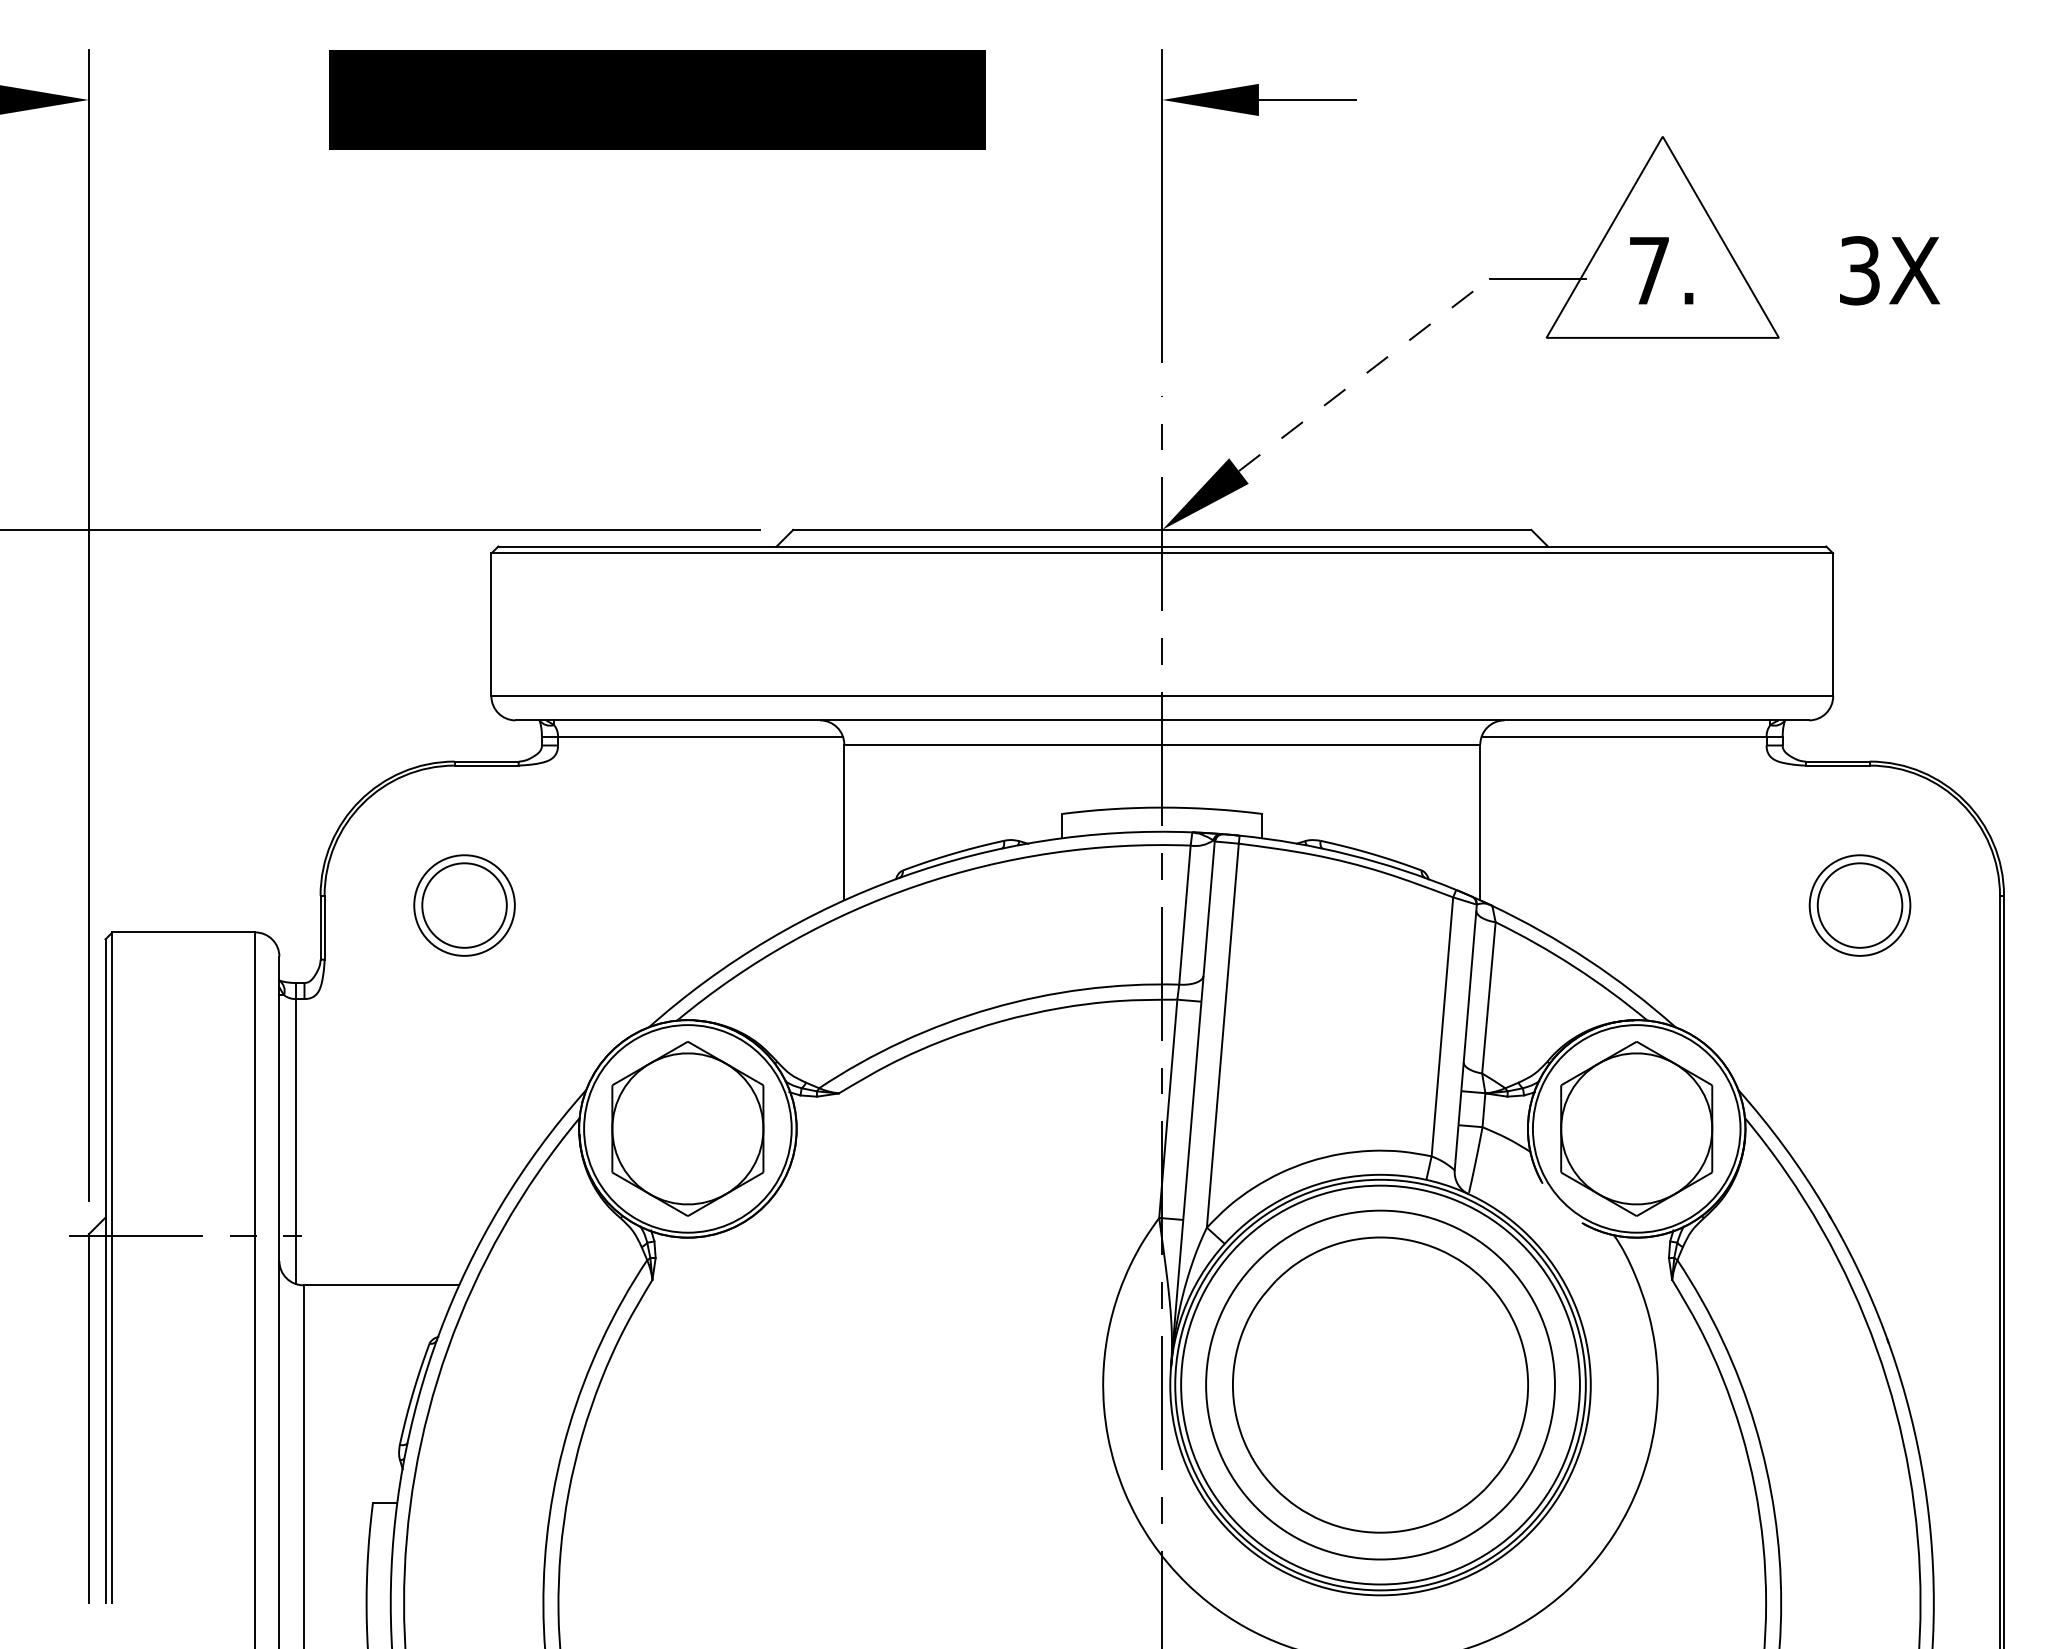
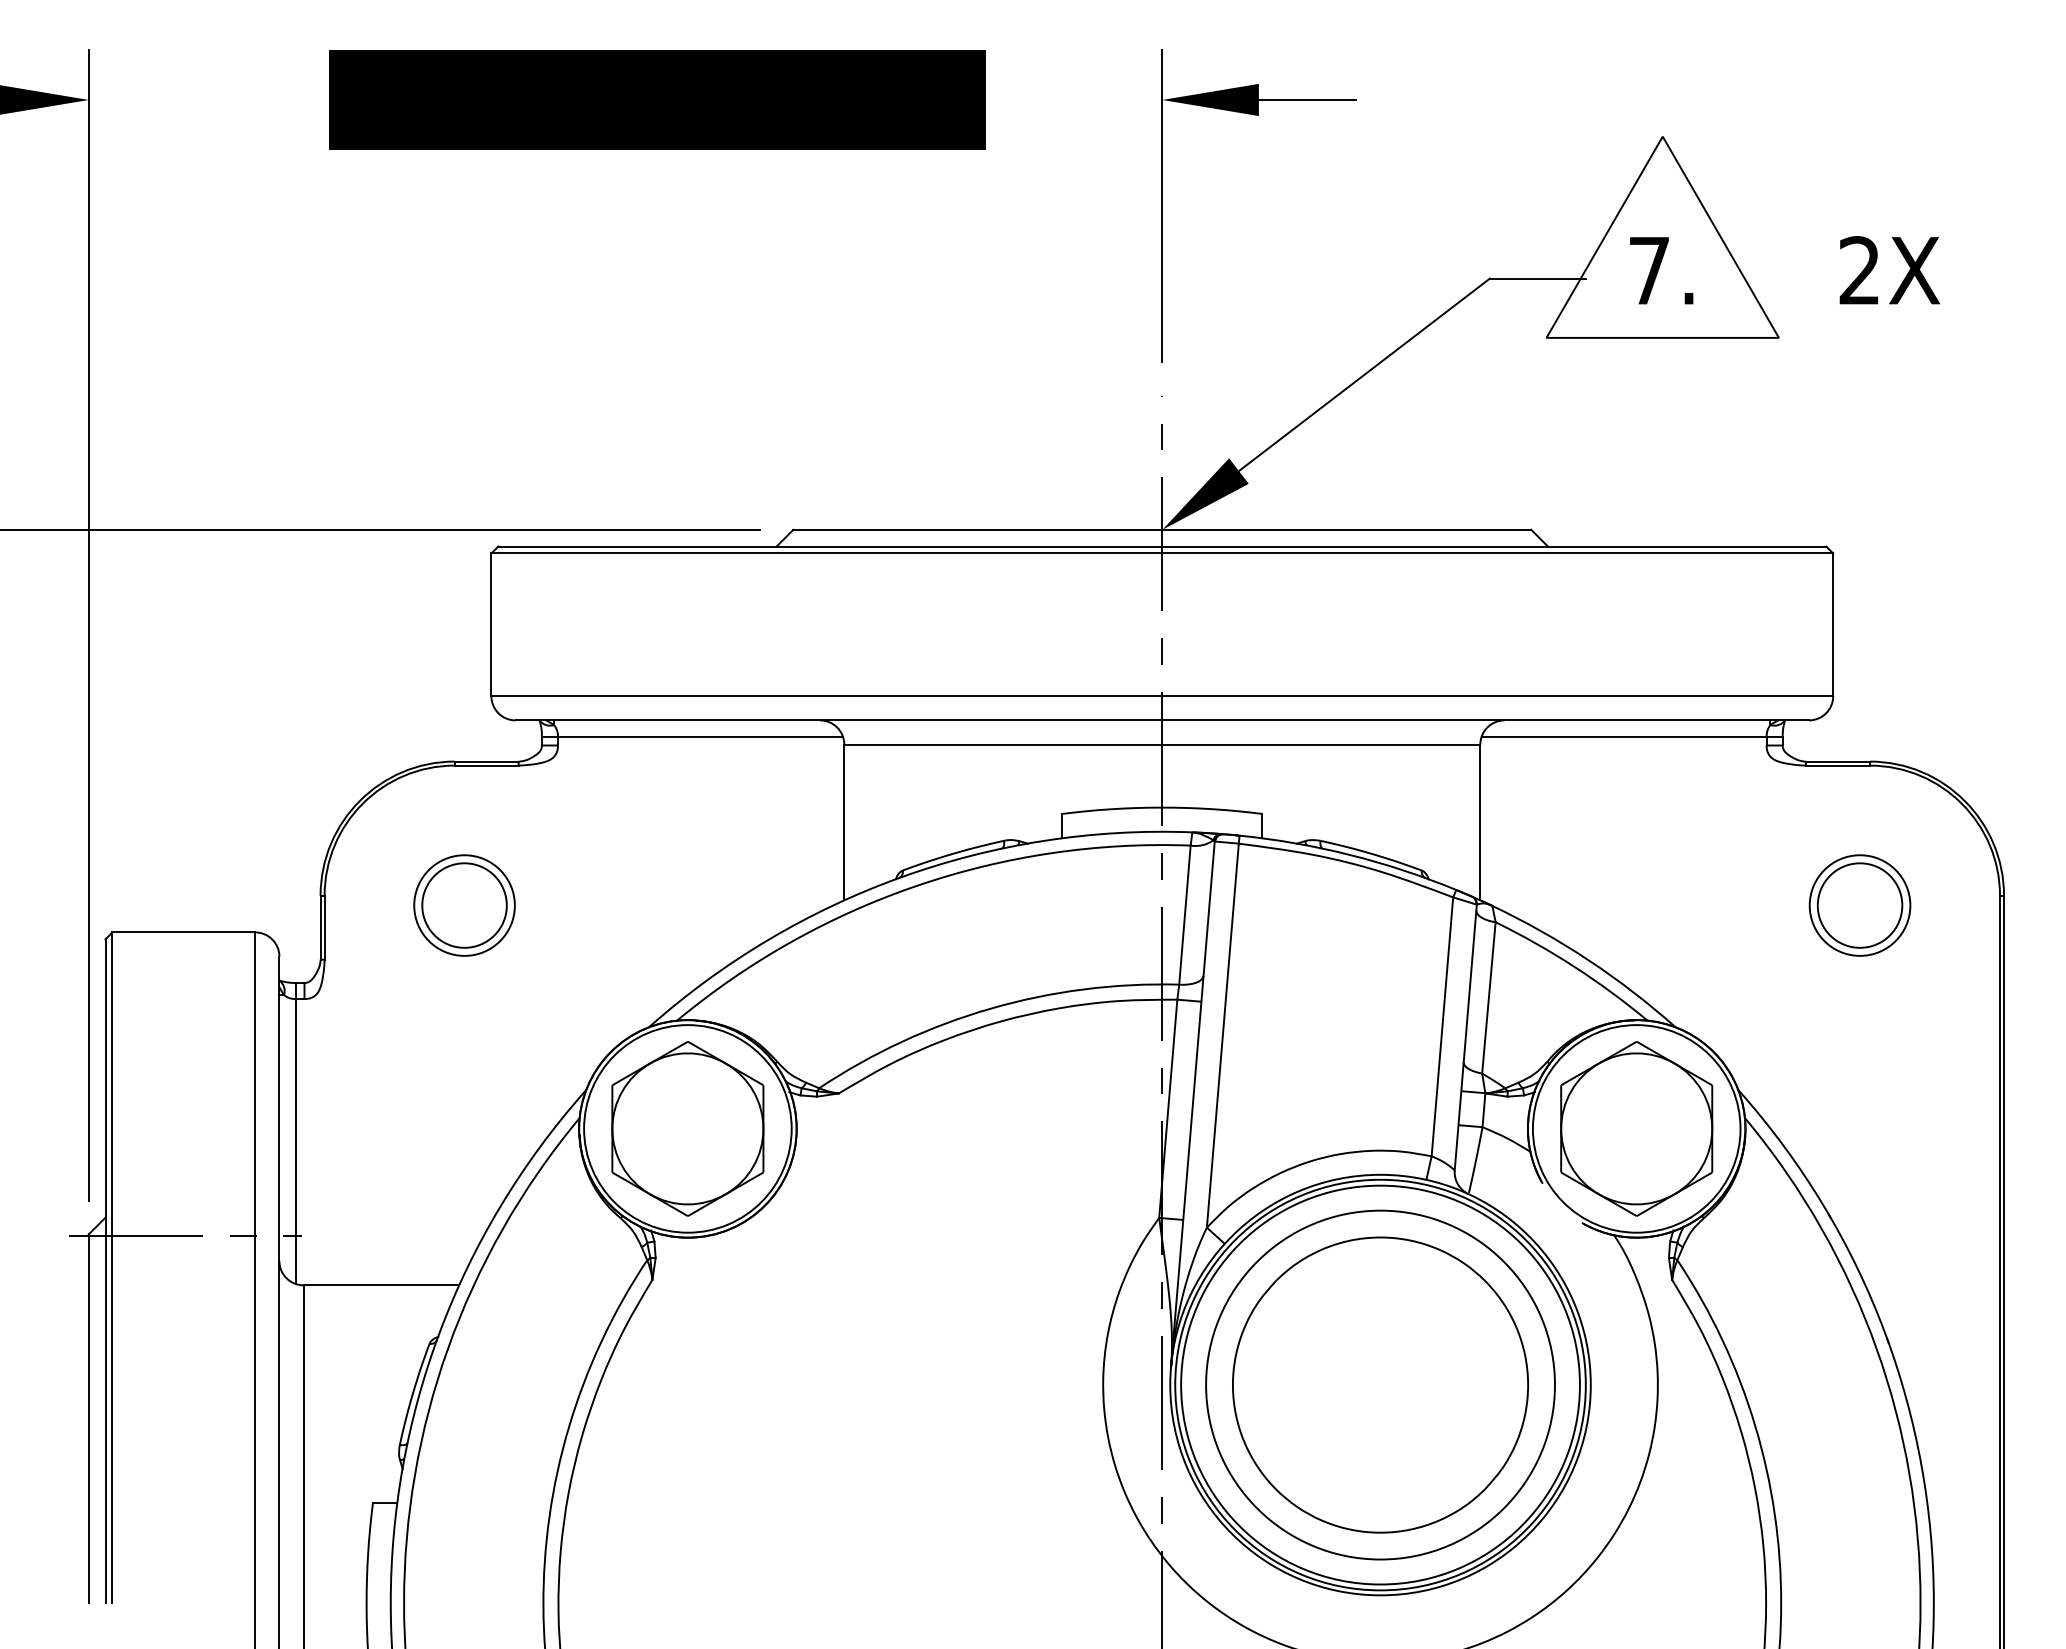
text: 3X -> 2X (1859, 270)
line: dashed -> solid (1364, 374)
